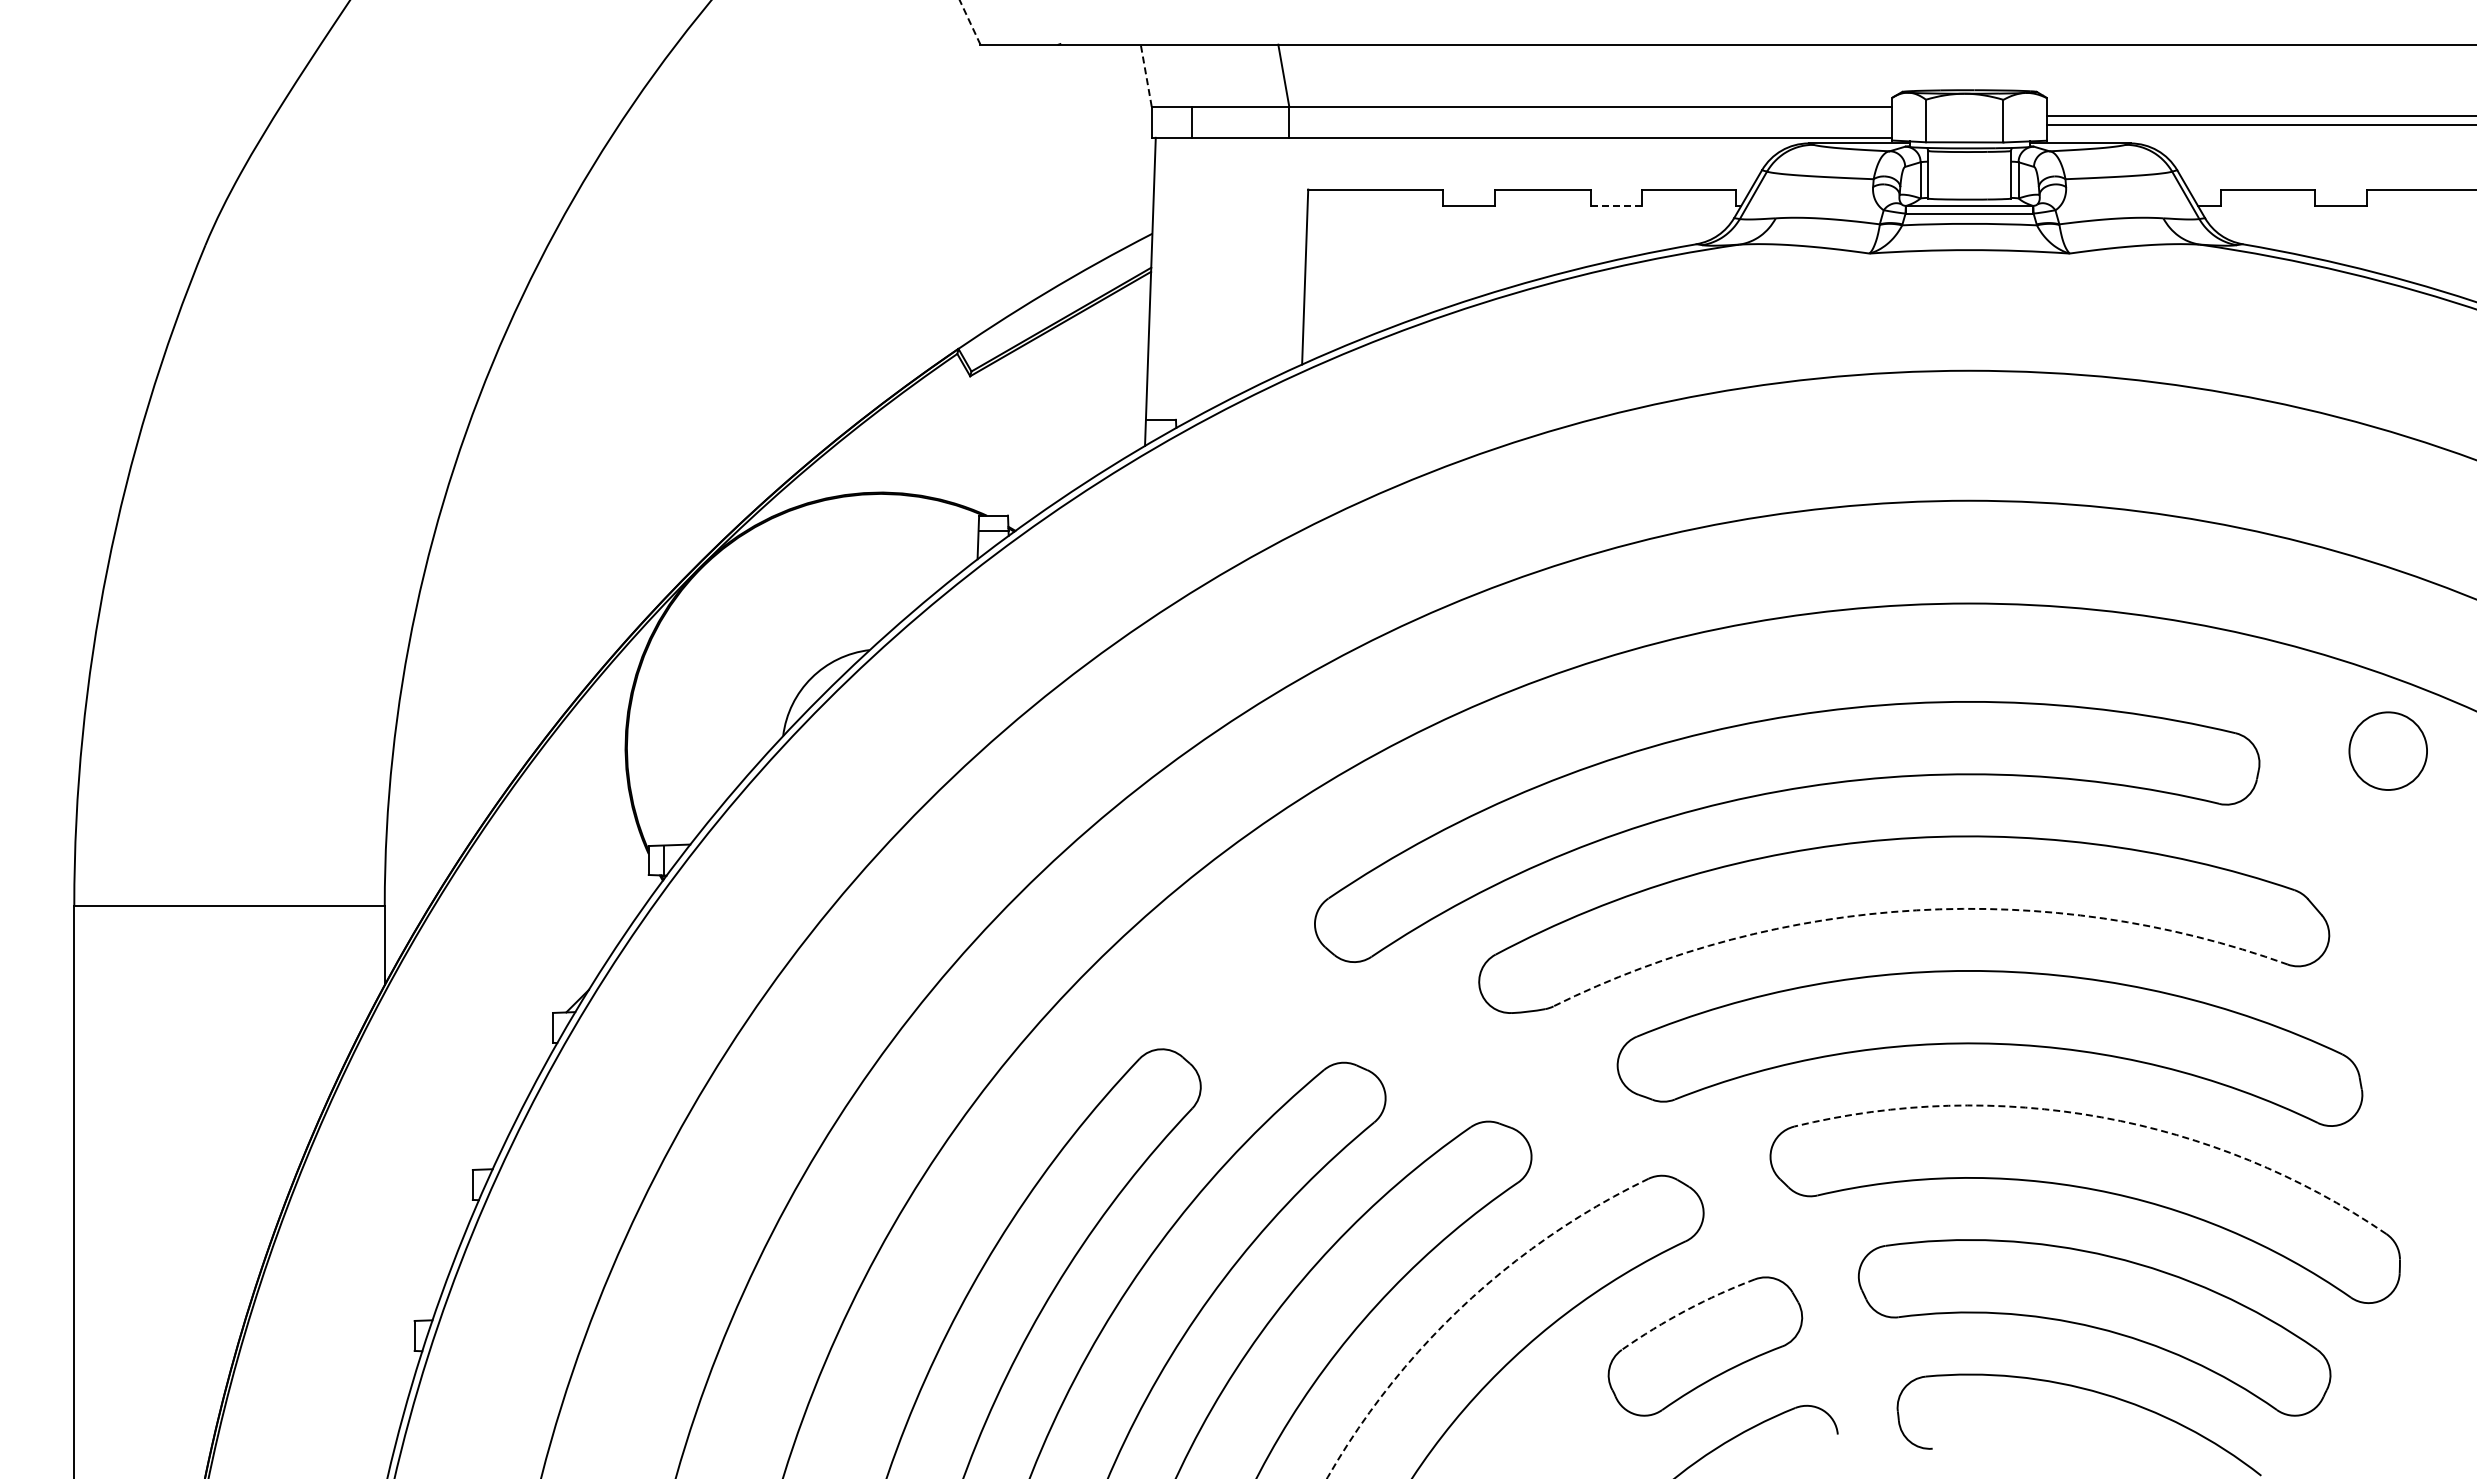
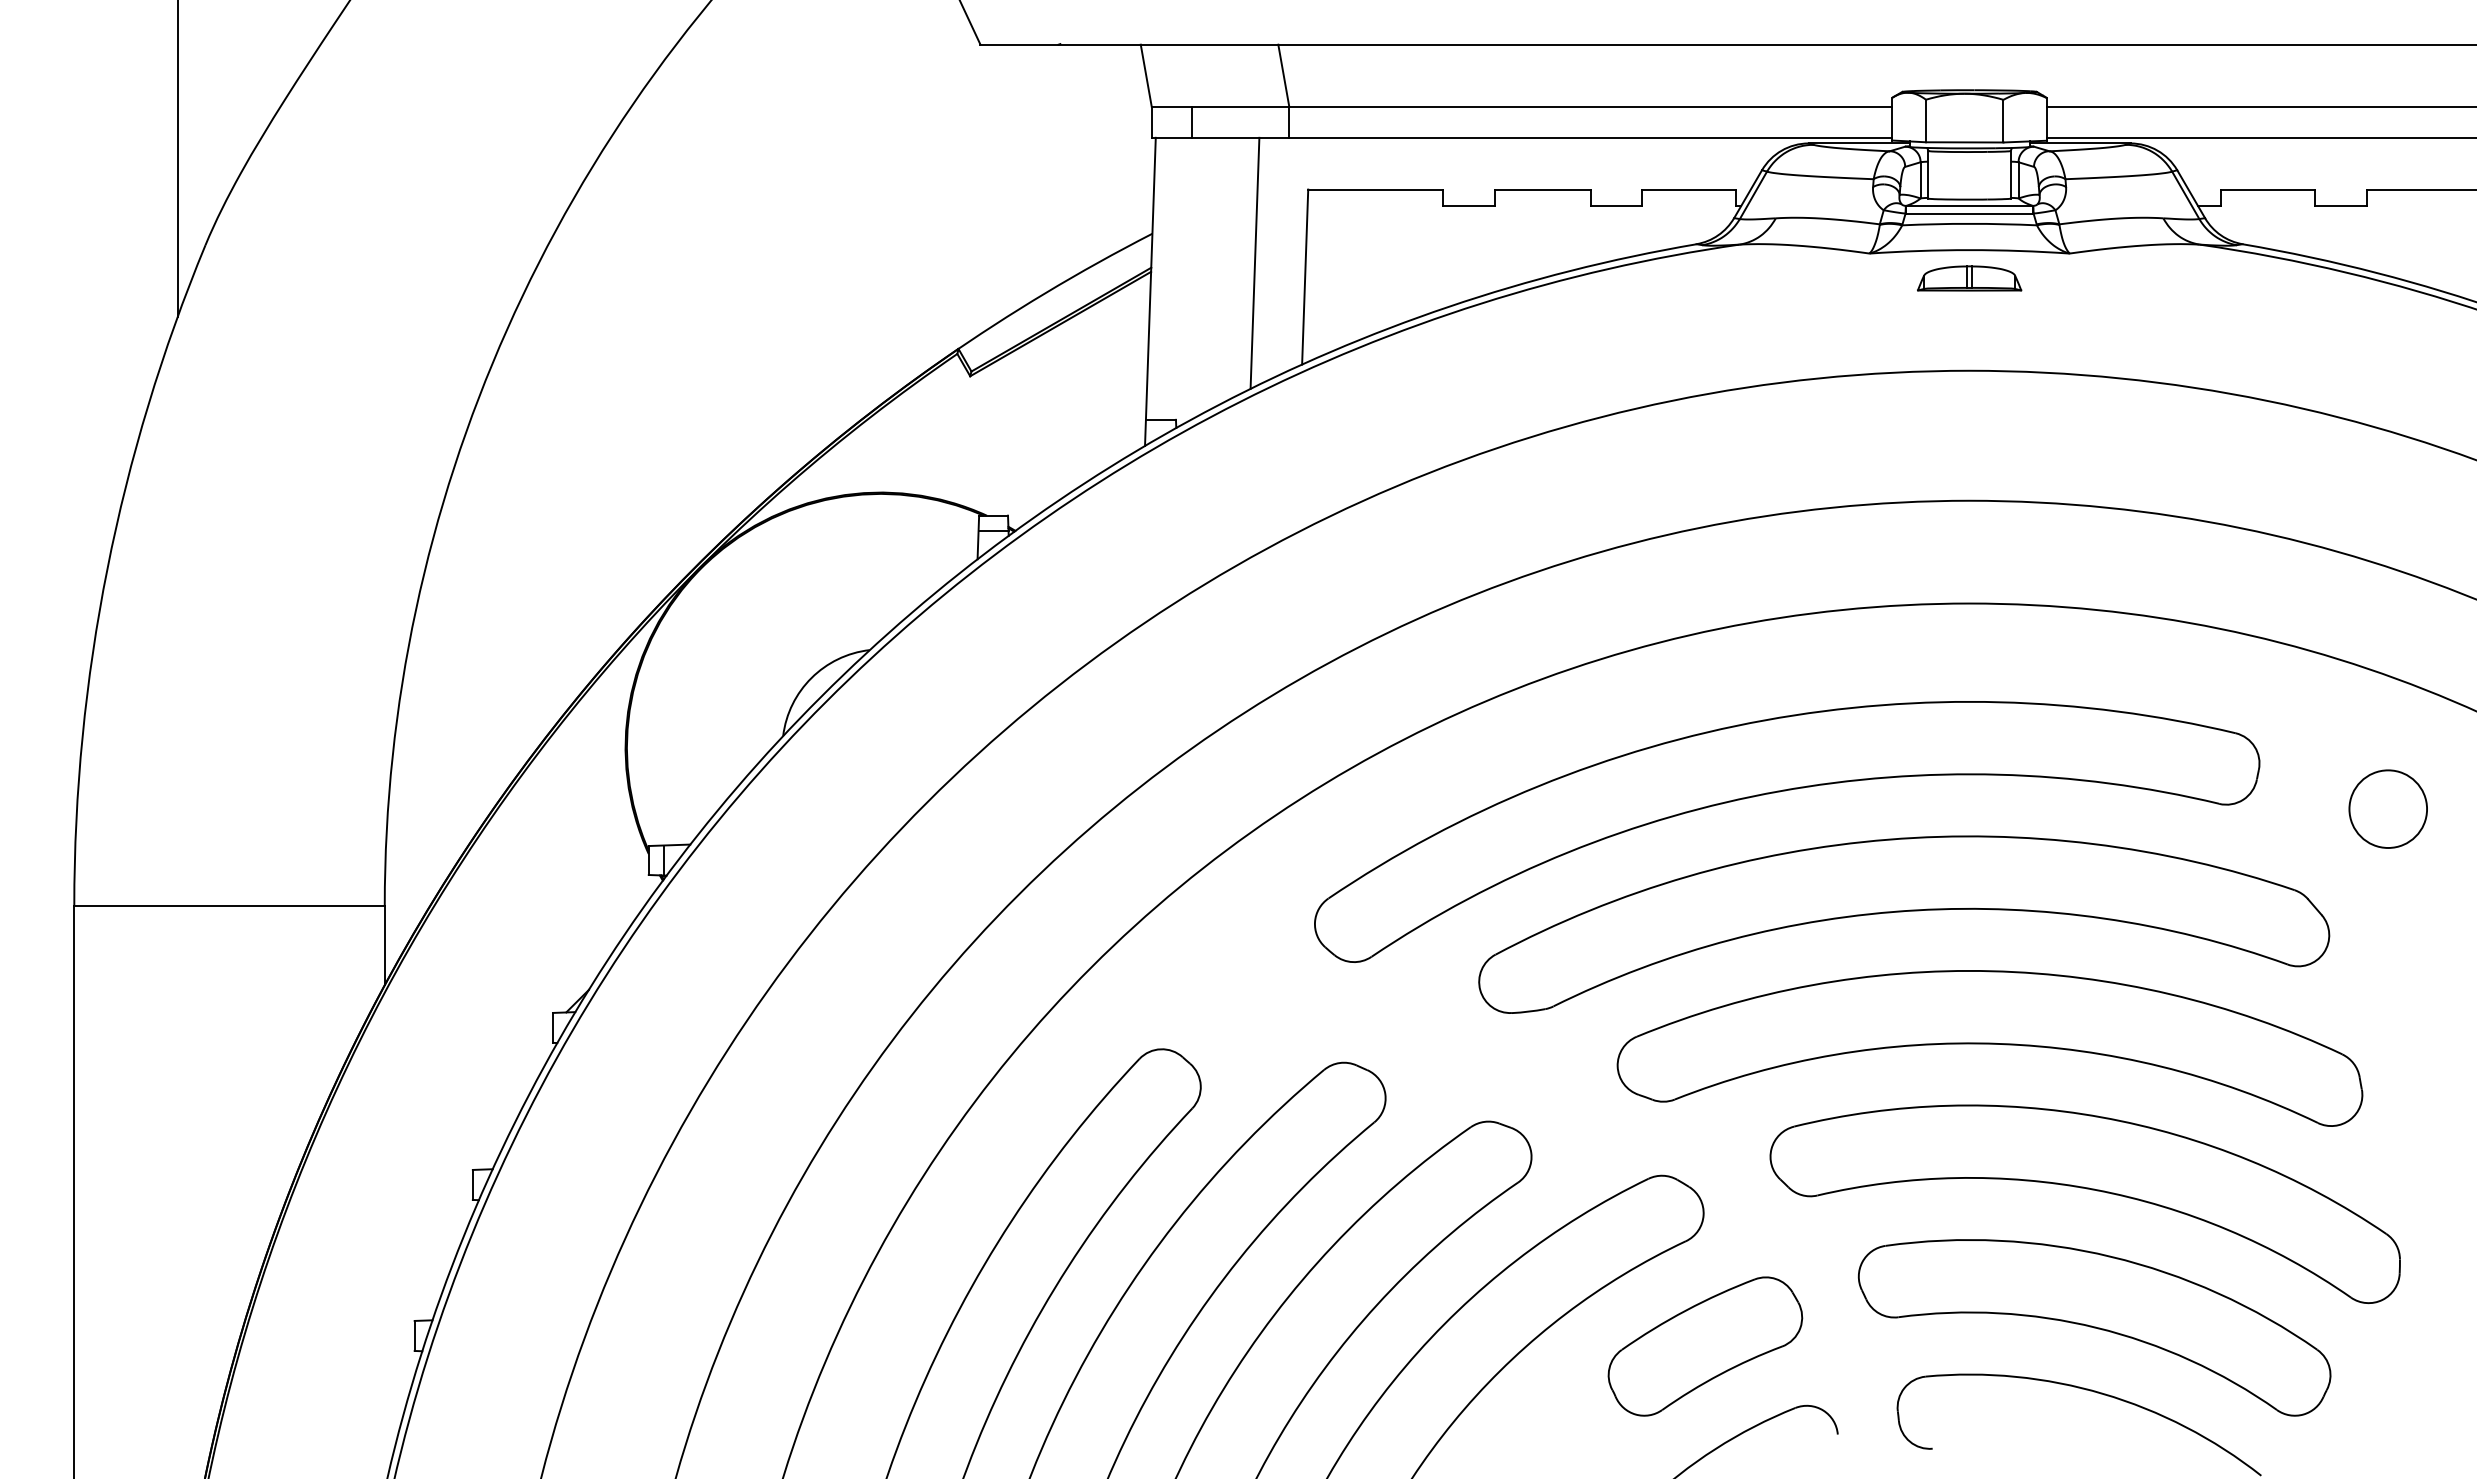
line: dashed -> solid (969, 22)
line: dashed -> solid (1146, 75)
line position: (2260, 115) -> (2260, 137) (2260, 137)
line position: (2260, 124) -> (2260, 106) (2260, 106)
line: none -> present (177, 159)
line: dashed -> solid (1616, 206)
line: none -> present (1254, 262)
part: none -> present (1969, 278)
circle position: (2387, 750) -> (2387, 808) (2387, 808)
arc: dashed -> solid (1916, 910)
arc: dashed -> solid (2101, 1117)
arc: dashed -> solid (1464, 1304)
arc: dashed -> solid (1686, 1310)
